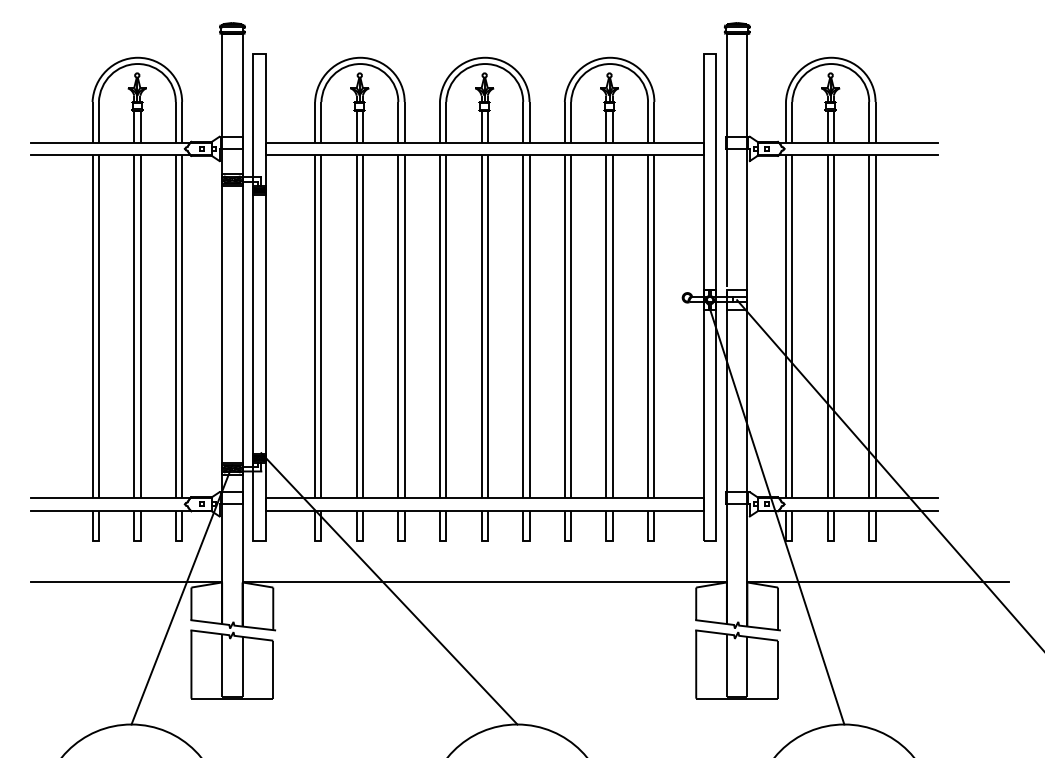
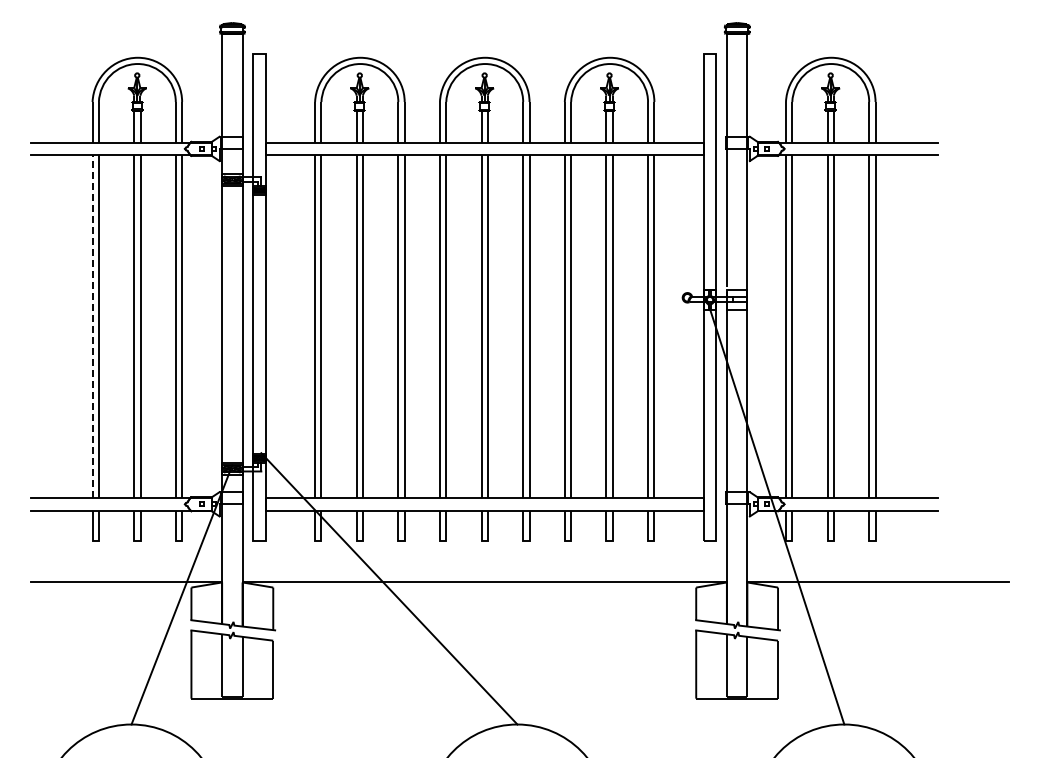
line: solid -> dashed (92, 326)
line: present -> none (889, 474)
